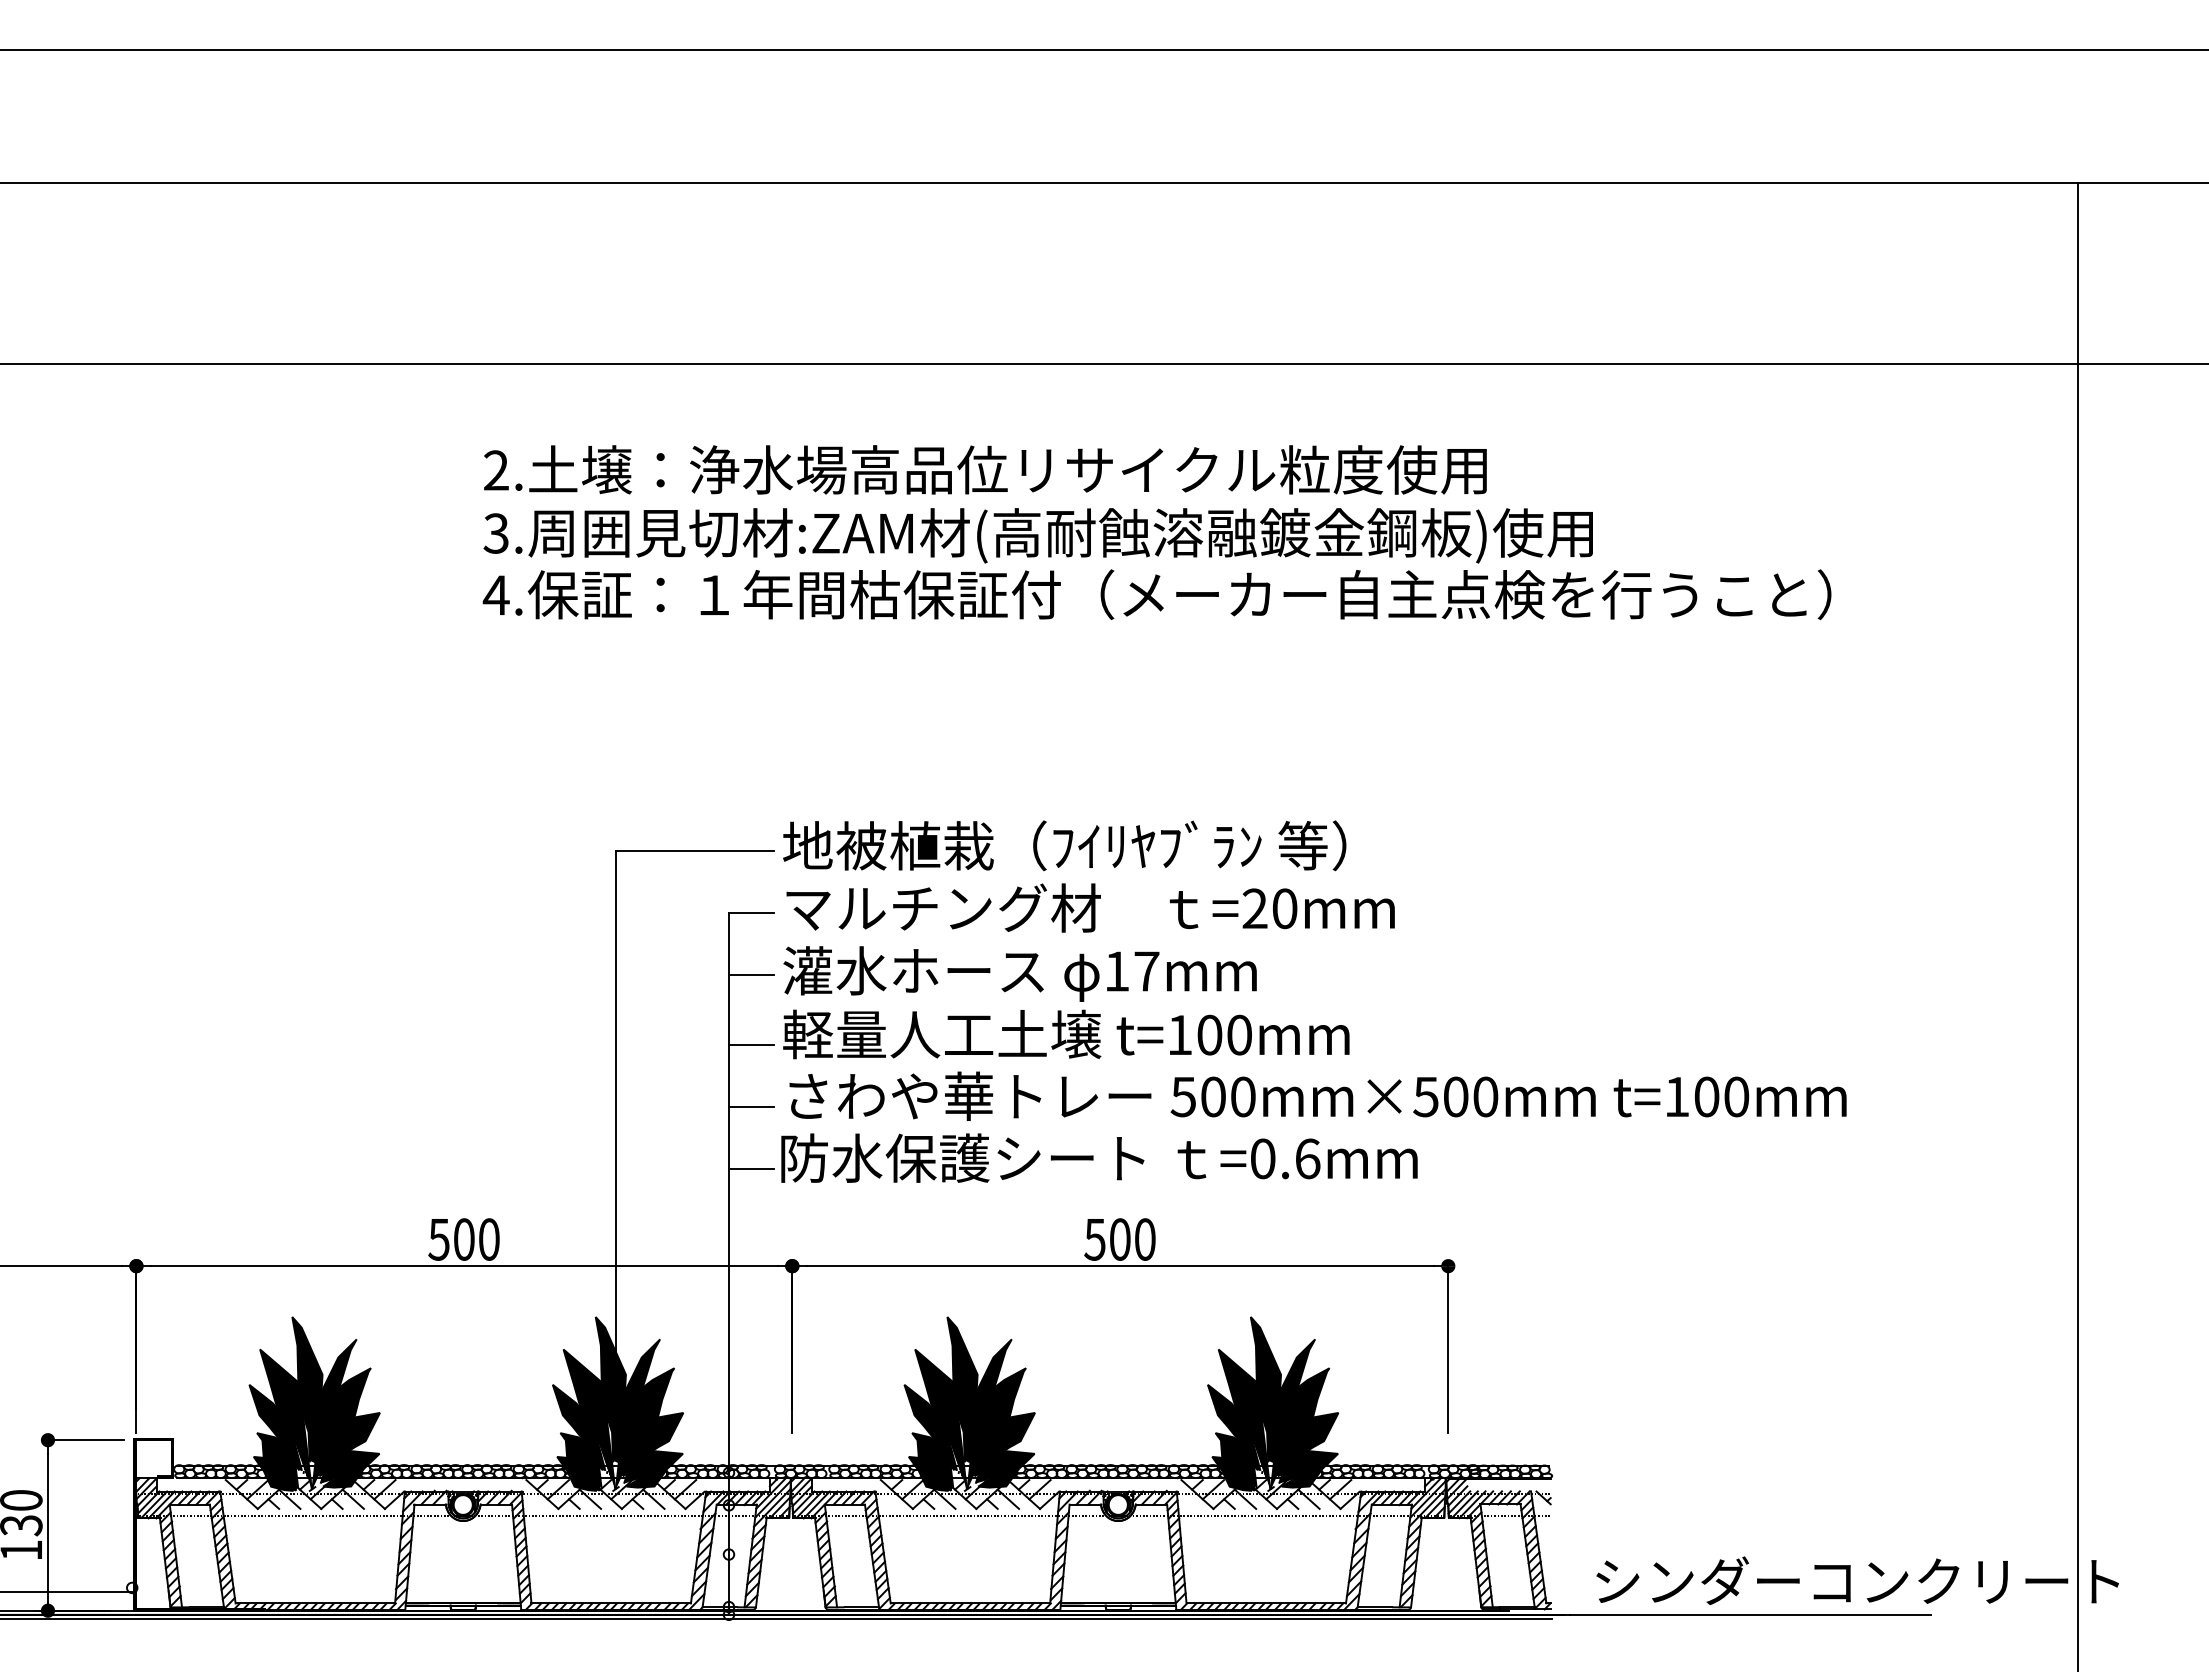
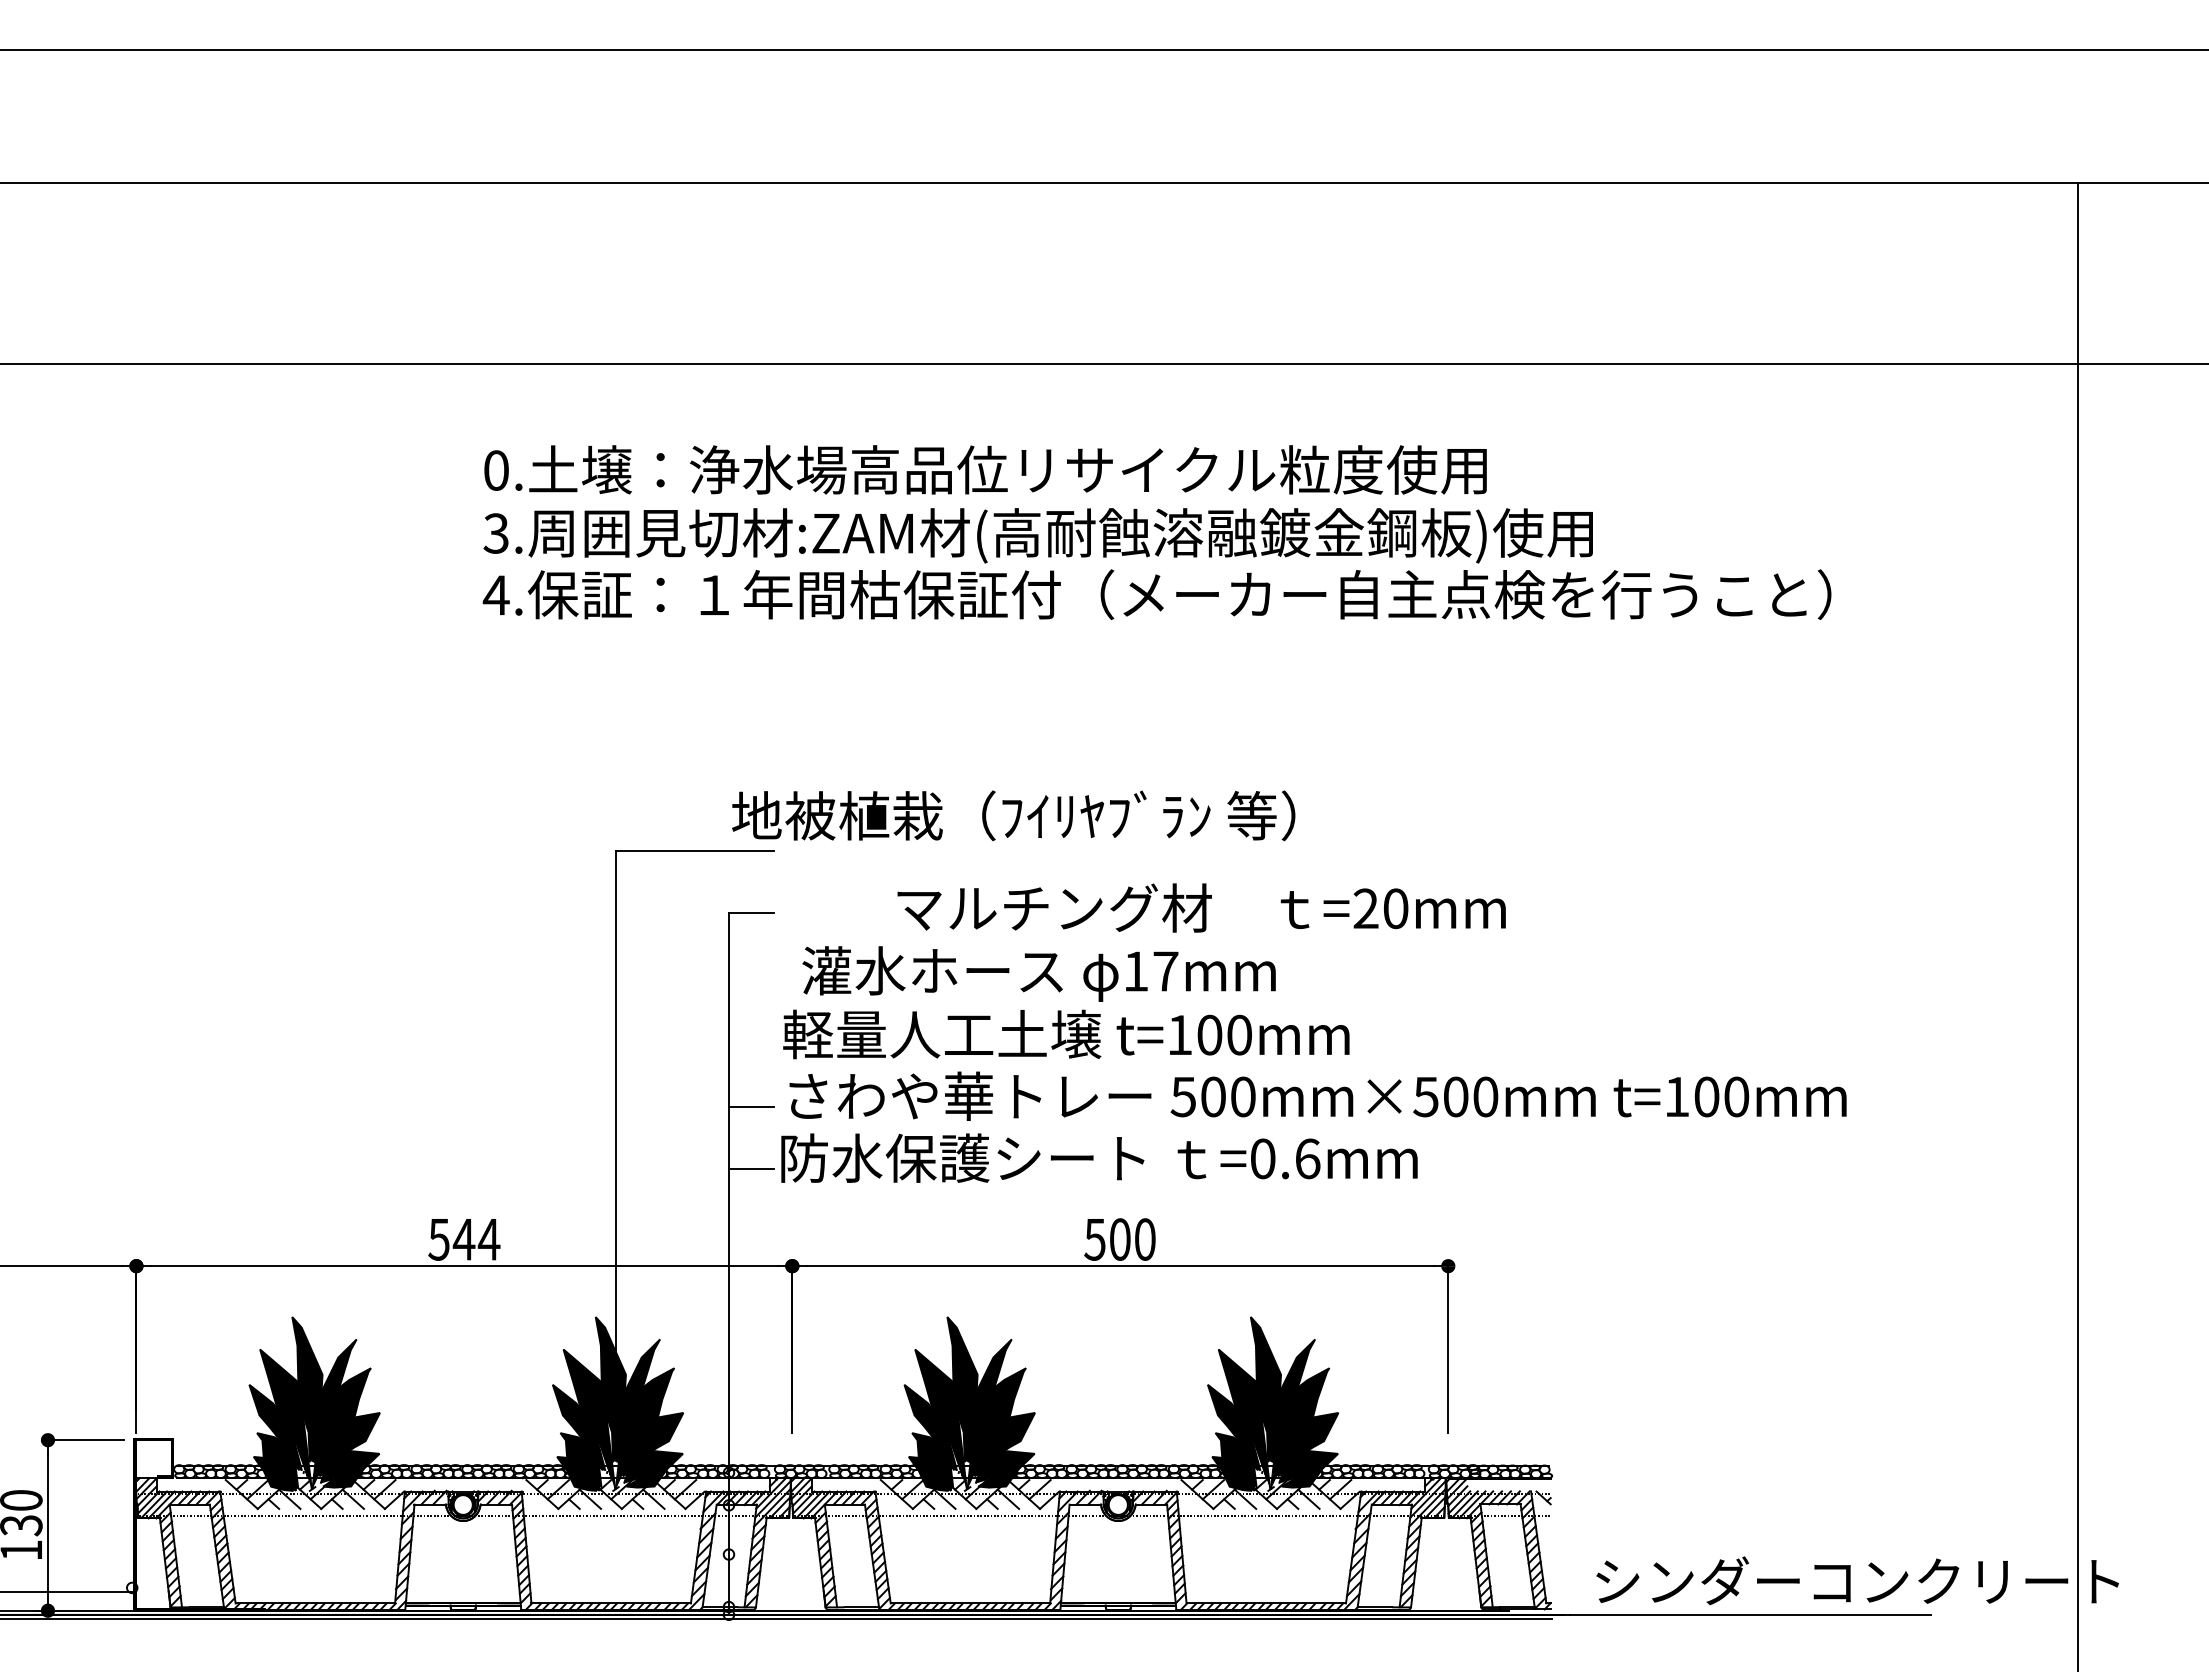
text: 2. -> 0. (496, 470)
text position: (1064, 845) -> (1013, 815) (1013, 815)
text position: (1090, 907) -> (1201, 907) (1201, 907)
text position: (1019, 973) -> (1038, 973) (1038, 973)
line: present -> none (751, 975)
line: present -> none (751, 1044)
text: 500 -> 544 (476, 1239)
